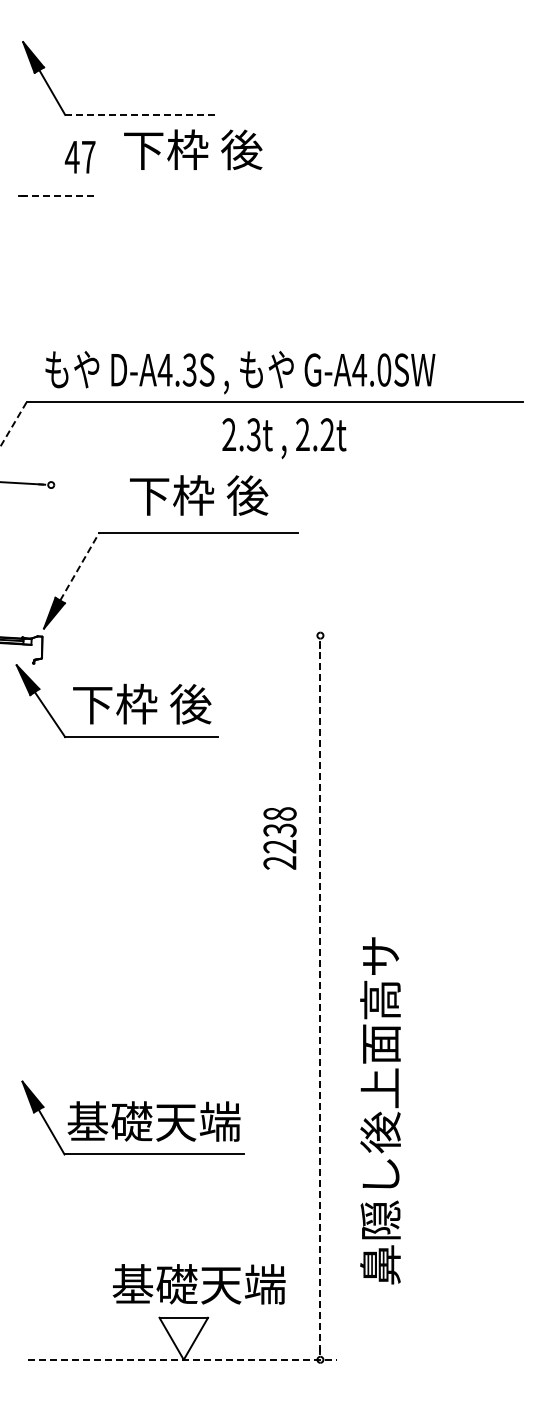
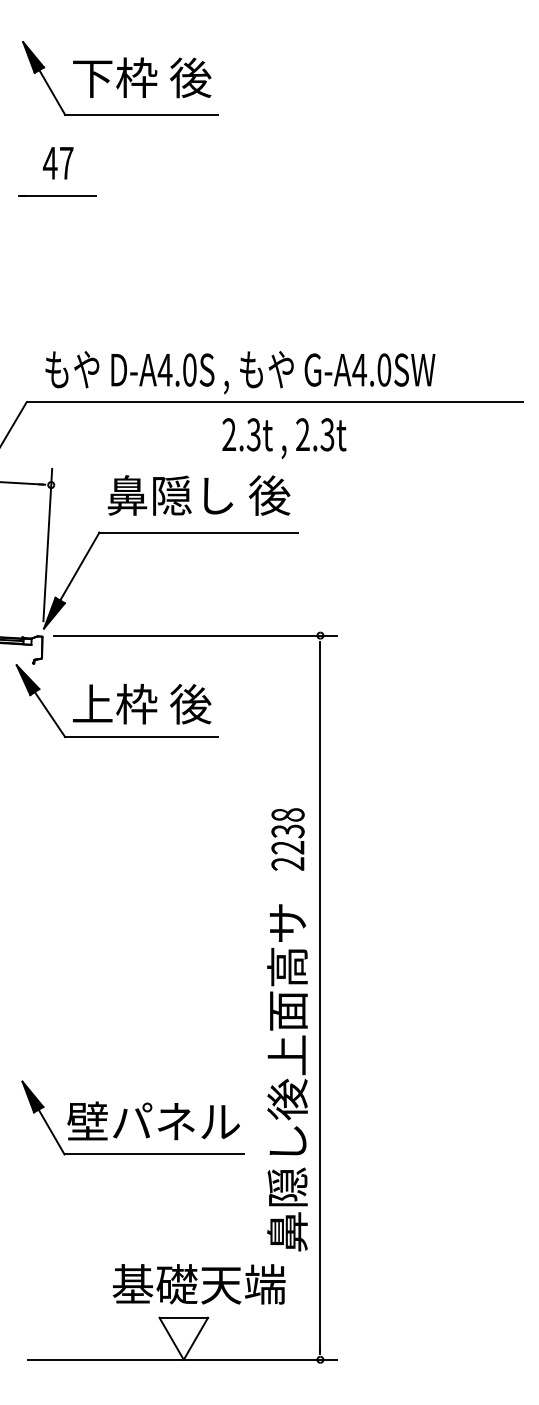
line: dashed -> solid (141, 114)
text position: (193, 149) -> (142, 77) (142, 77)
text position: (79, 157) -> (57, 163) (57, 163)
line: dashed -> solid (58, 195)
text: D-A4.3S -> D-A4.0S (189, 369)
line: dashed -> solid (13, 424)
text: 2.2t -> 2.3t (327, 434)
text: 下枠 後 -> 鼻隠し 後 (198, 495)
line: none -> present (47, 544)
line: dashed -> solid (80, 566)
line: none -> present (194, 635)
text: 下枠 後 -> 上枠 後 (92, 704)
text position: (279, 838) -> (287, 839) (287, 839)
line: dashed -> solid (320, 997)
text position: (380, 1110) -> (287, 1077) (287, 1077)
text: 基礎天端 -> 壁パネル (153, 1121)
line: dashed -> solid (182, 1359)
